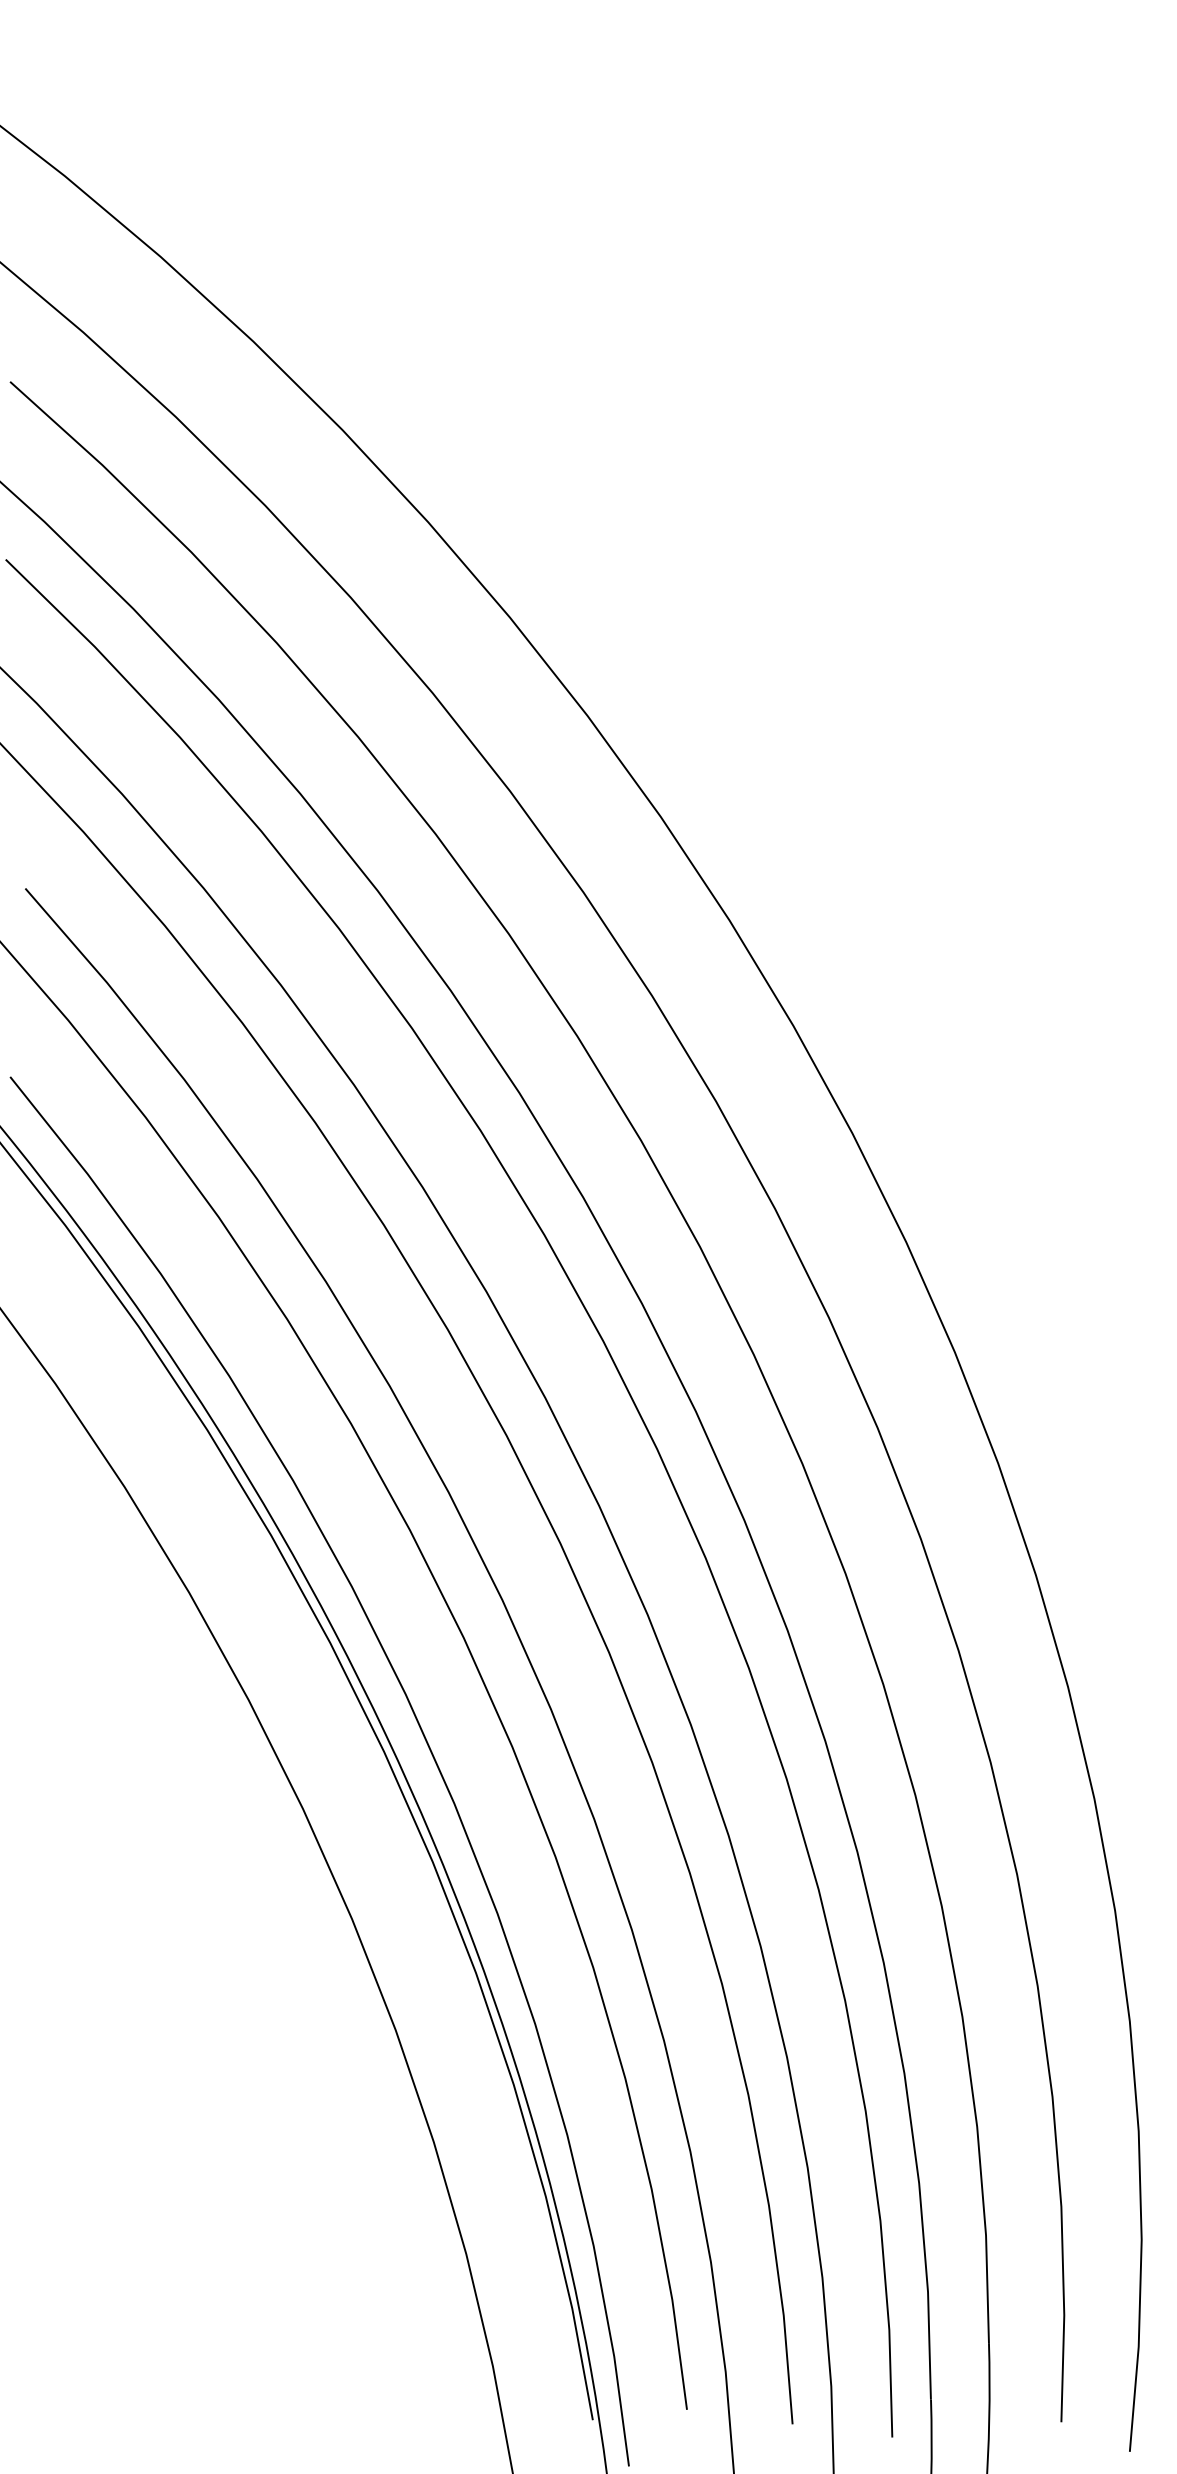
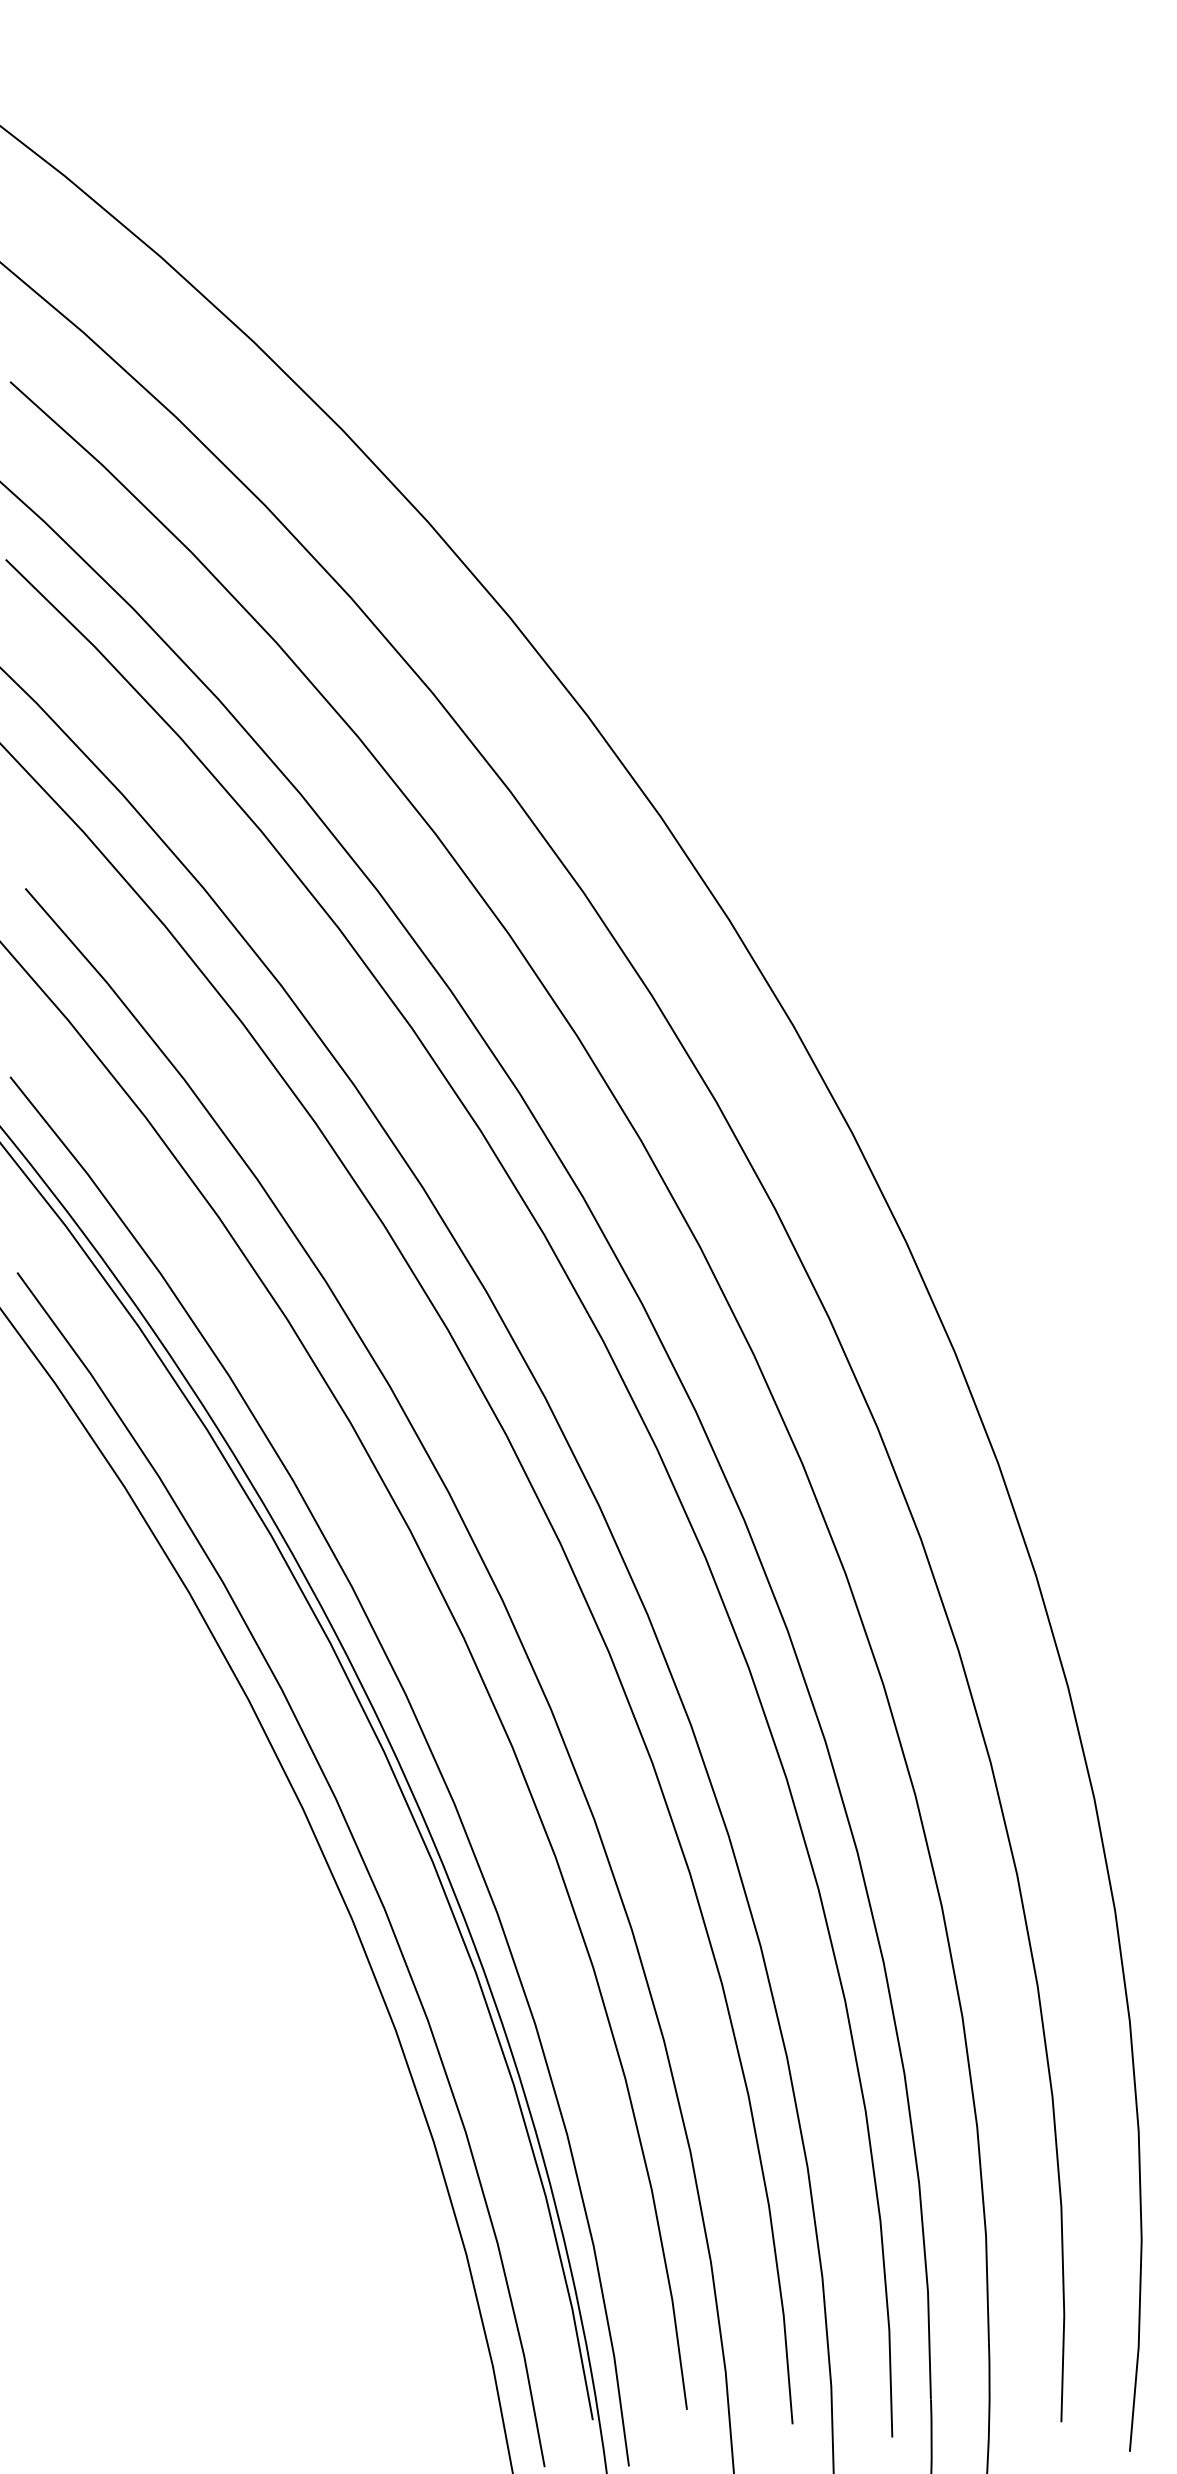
curve: none -> present (352, 1839)
